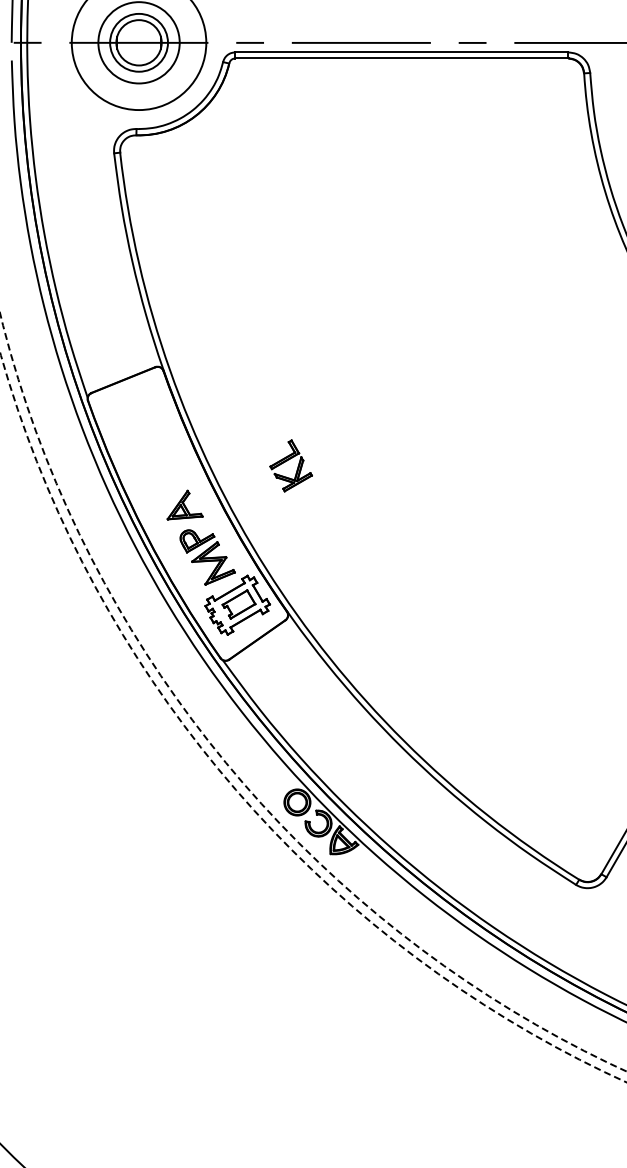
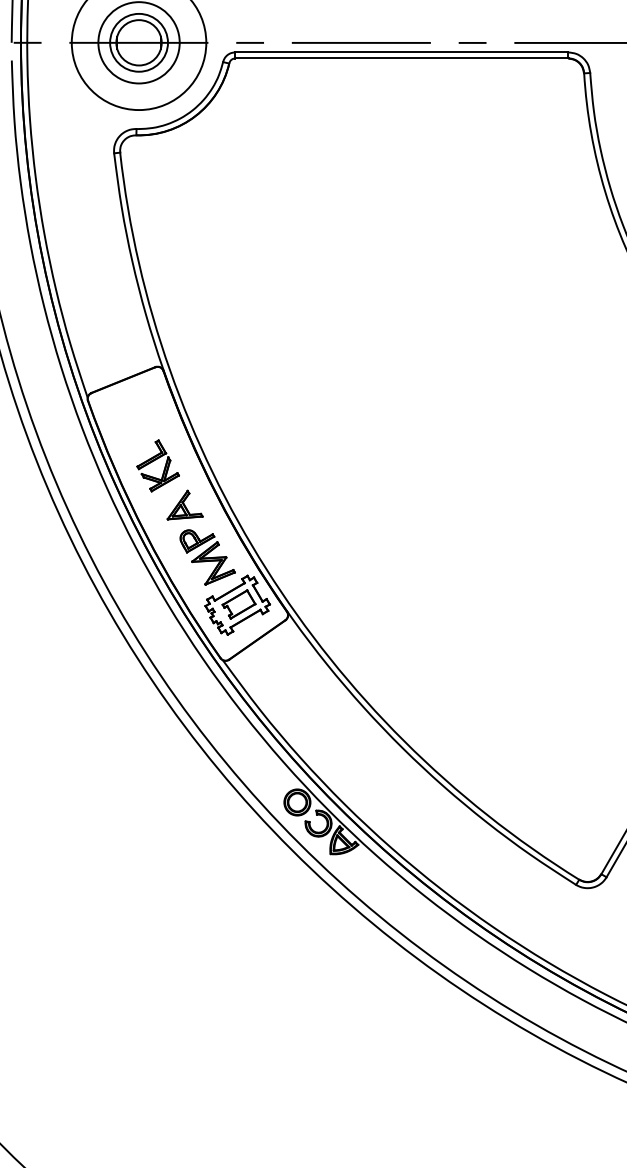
part position: (290, 465) -> (157, 465) (157, 465)
circle: dashed -> solid (313, 692)
circle: dashed -> solid (313, 717)
